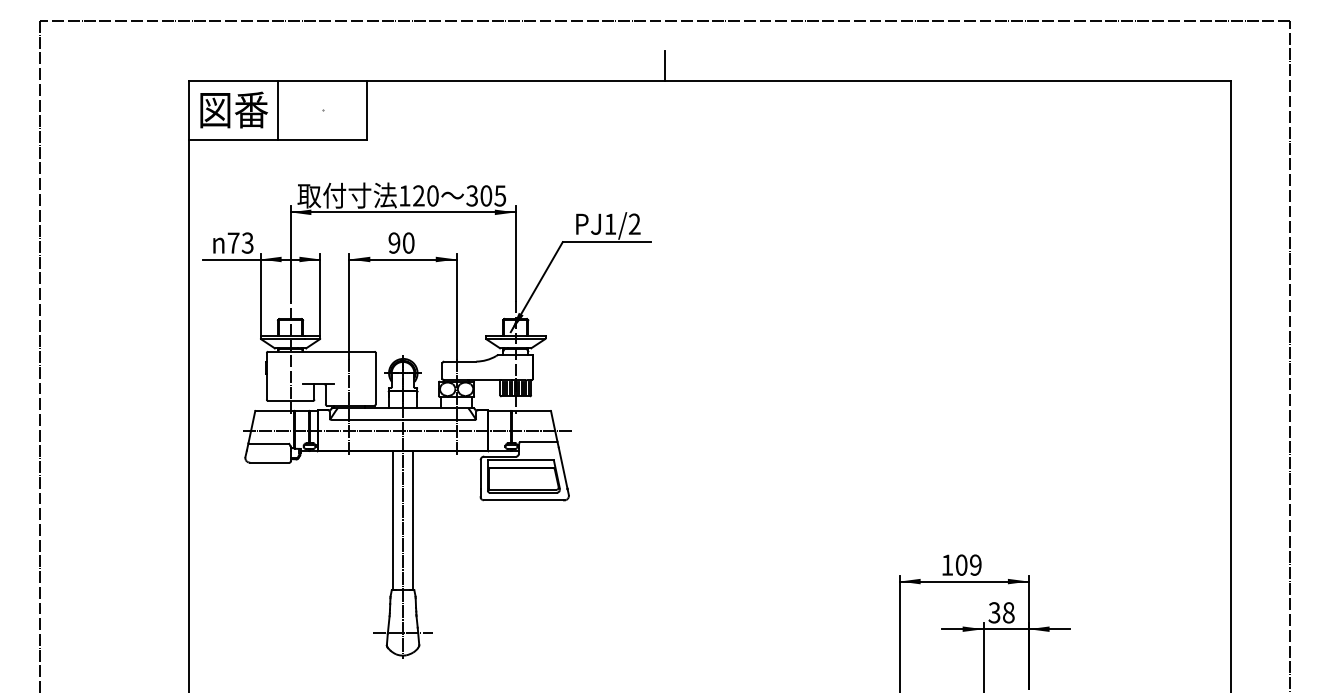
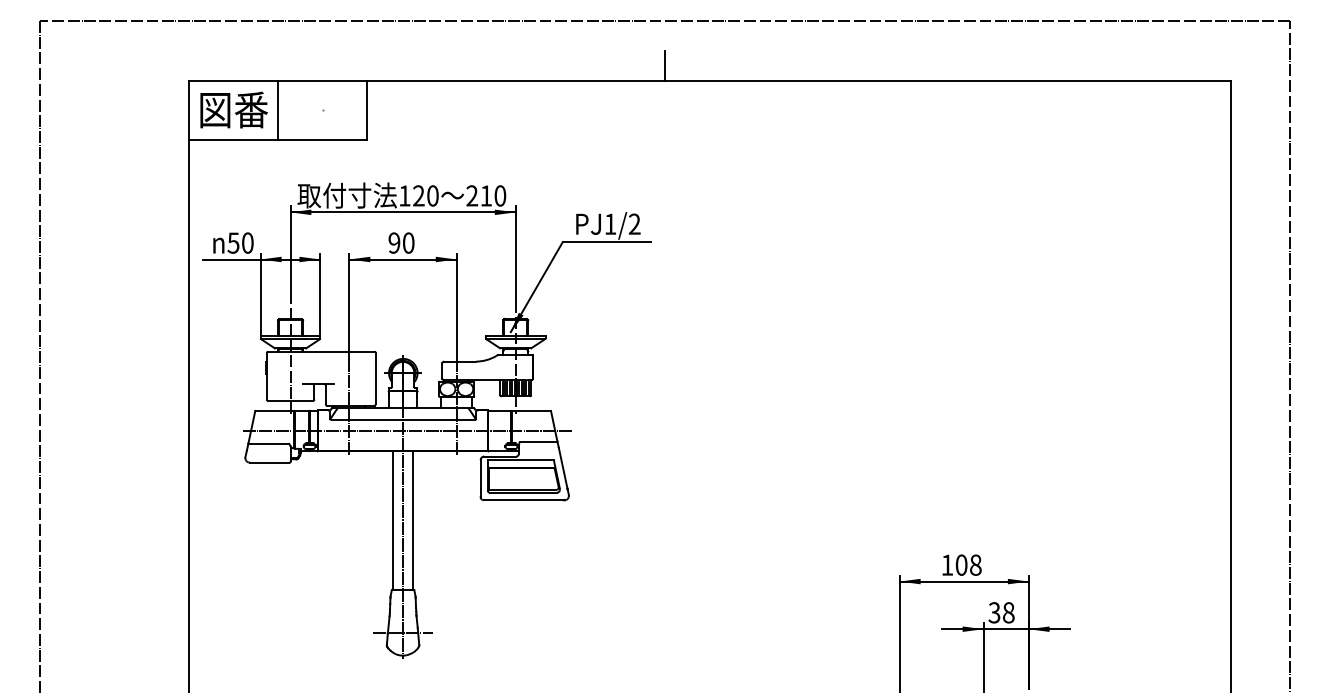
text: 305 -> 210 (486, 195)
text: 73 -> 50 (240, 242)
text: 109 -> 108 (975, 564)
